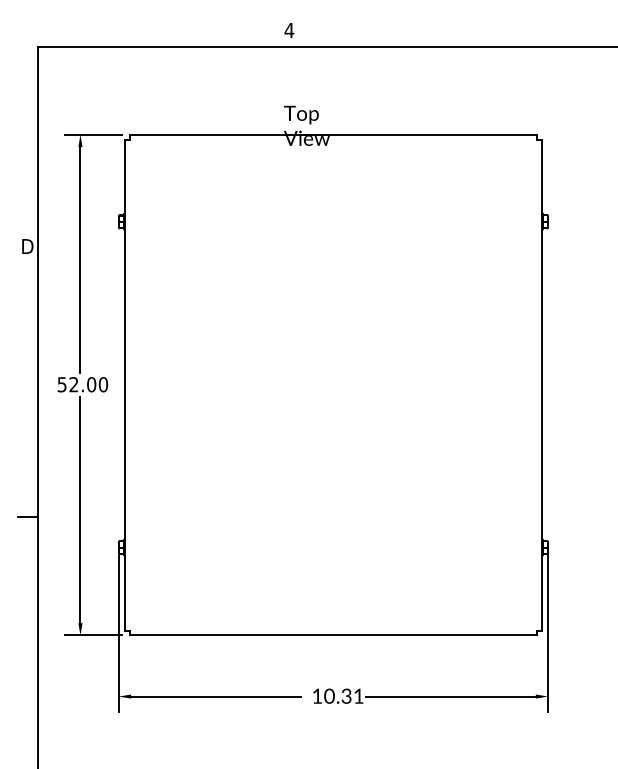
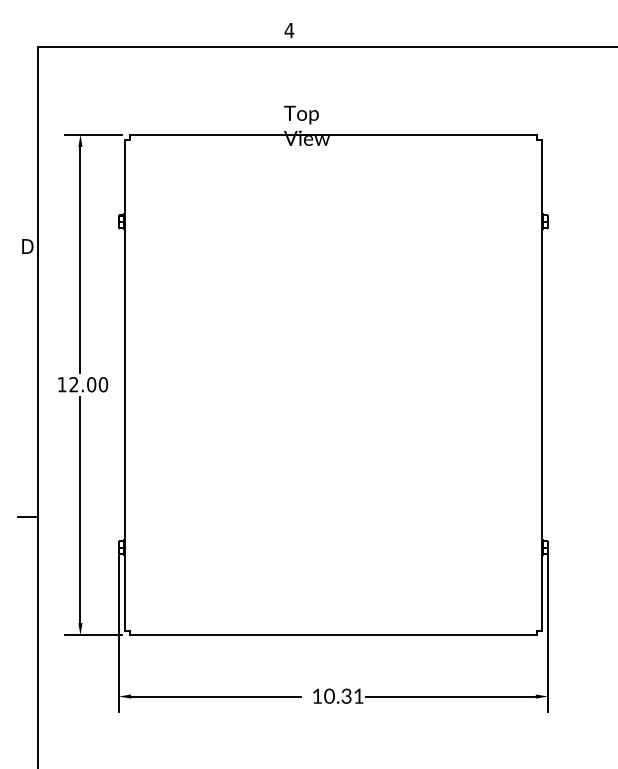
text: 52.00 -> 12.00 (61, 384)
